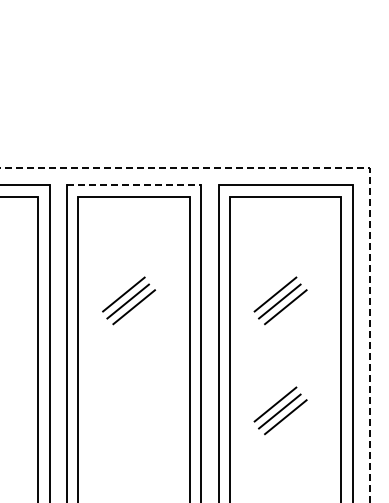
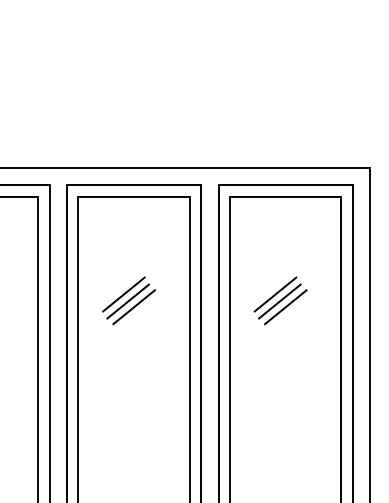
line: dashed -> solid (353, 168)
line: dashed -> solid (134, 185)
part: present -> none (280, 410)
